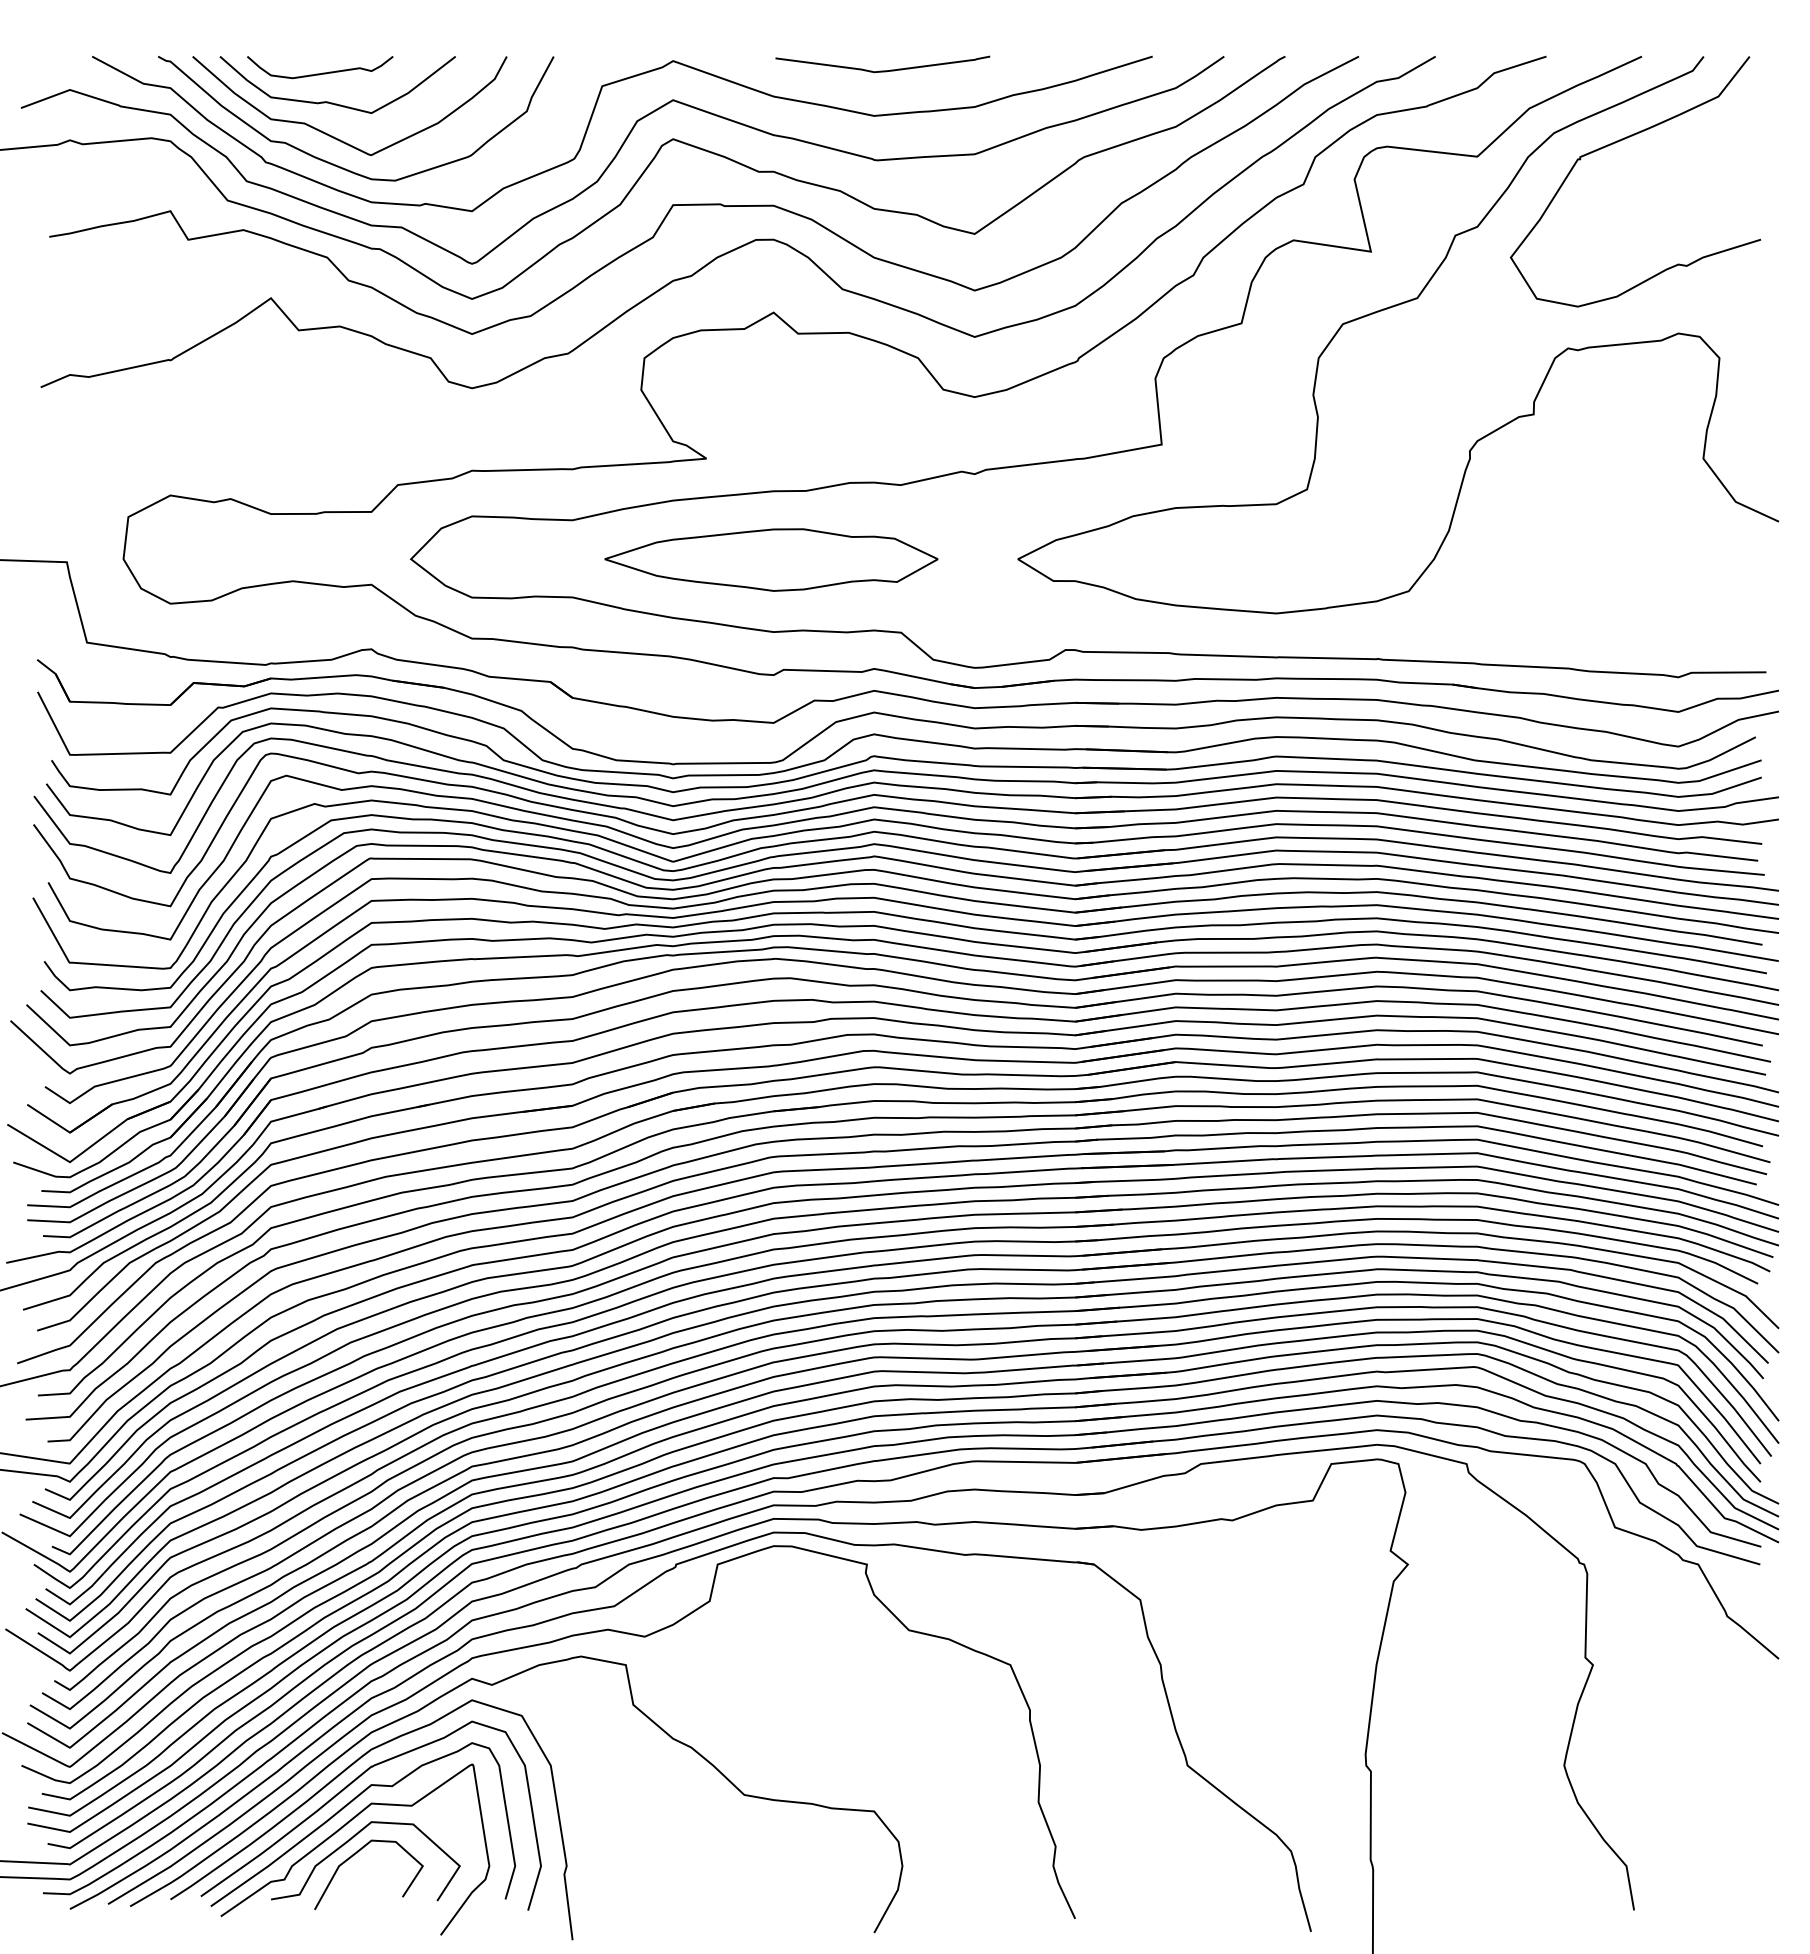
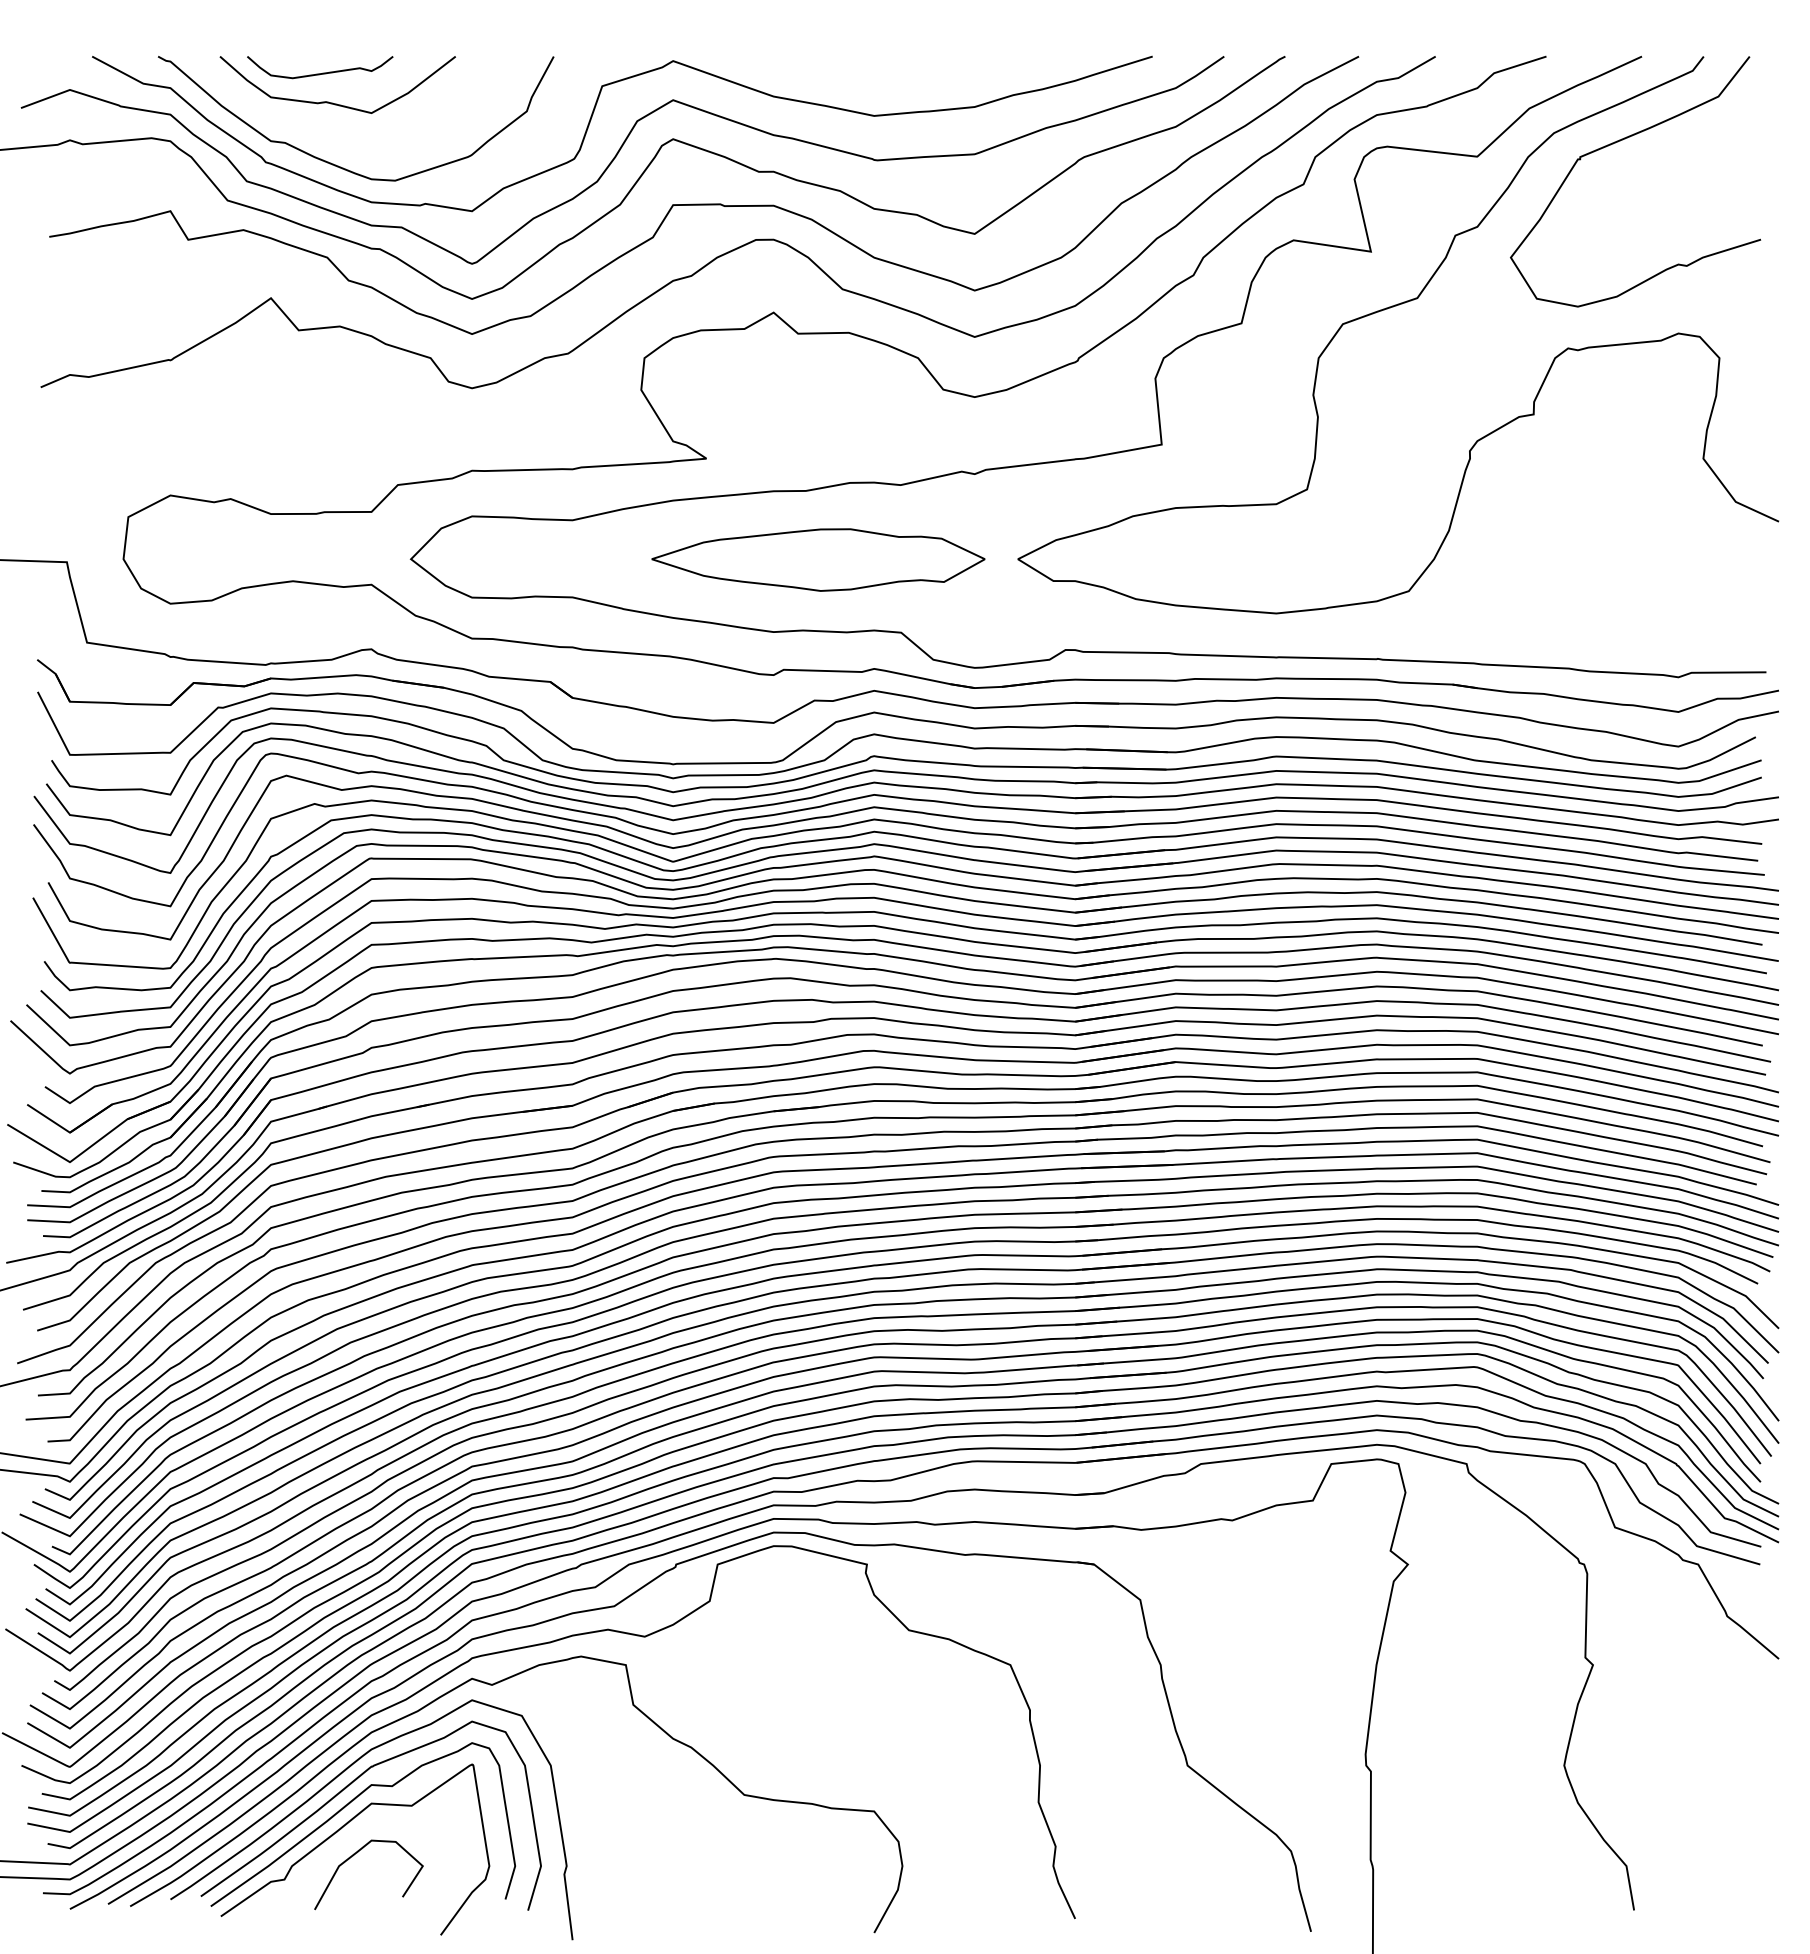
curve: present -> none (882, 70)
curve: present -> none (334, 136)
part position: (771, 559) -> (818, 559) (818, 559)
curve: present -> none (349, 1841)
